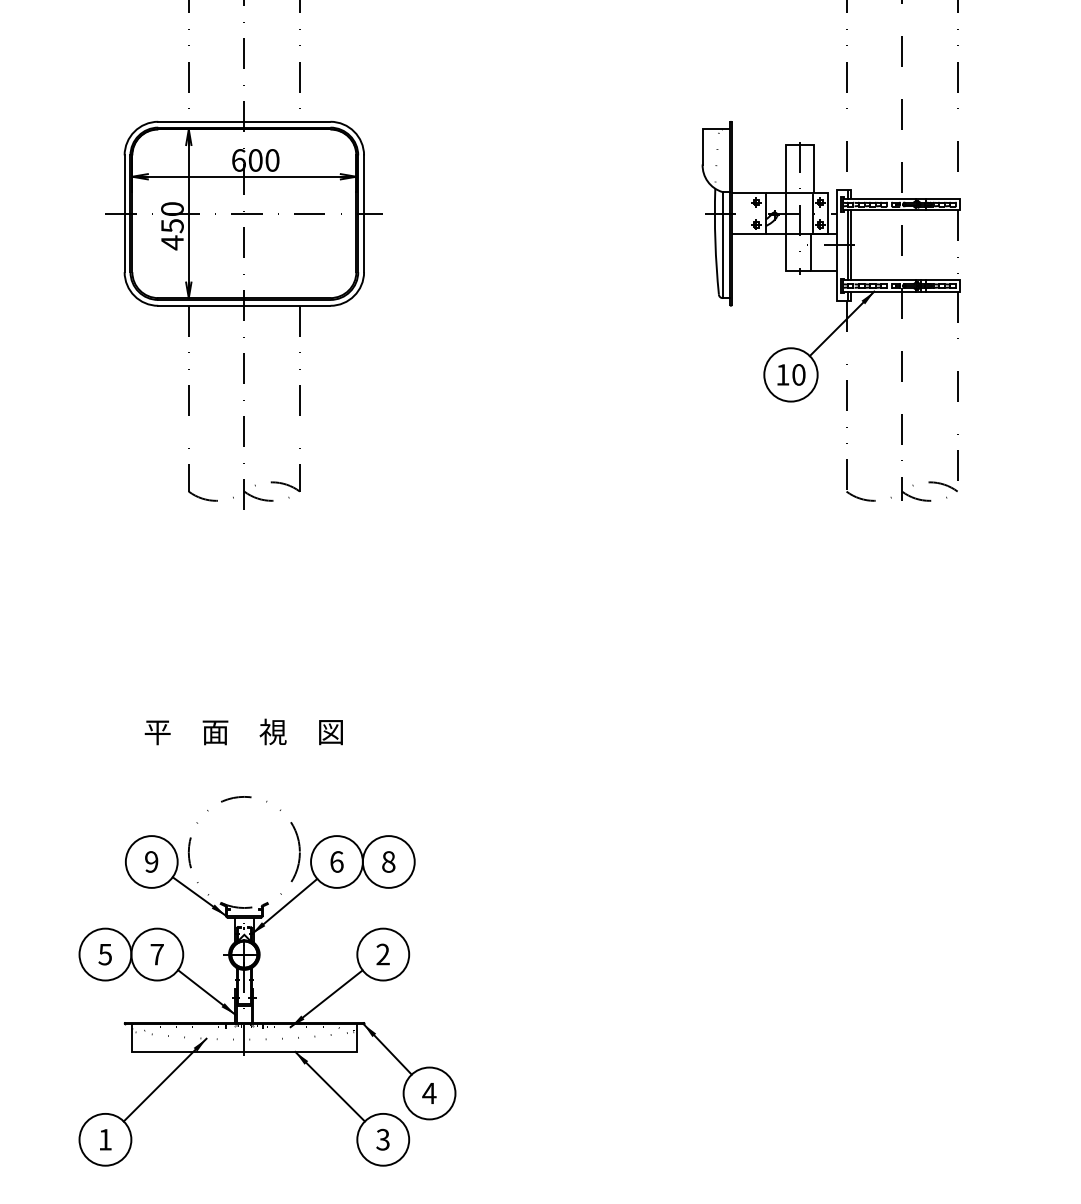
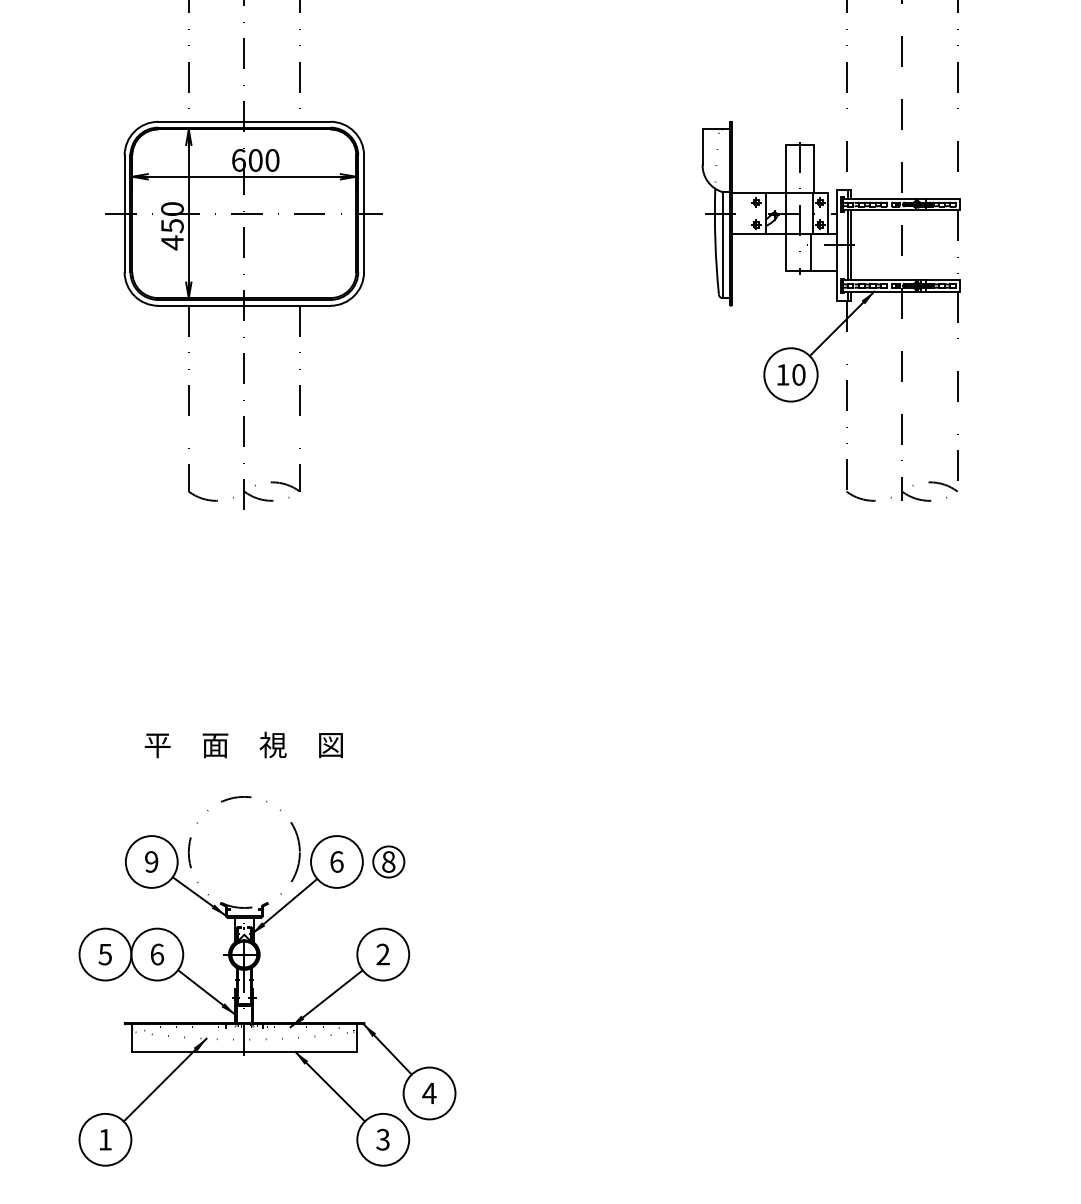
text position: (243, 731) -> (243, 744) (243, 744)
circle diameter: 52 px -> 31 px (388, 861)
text: 7 -> 6 (156, 954)
